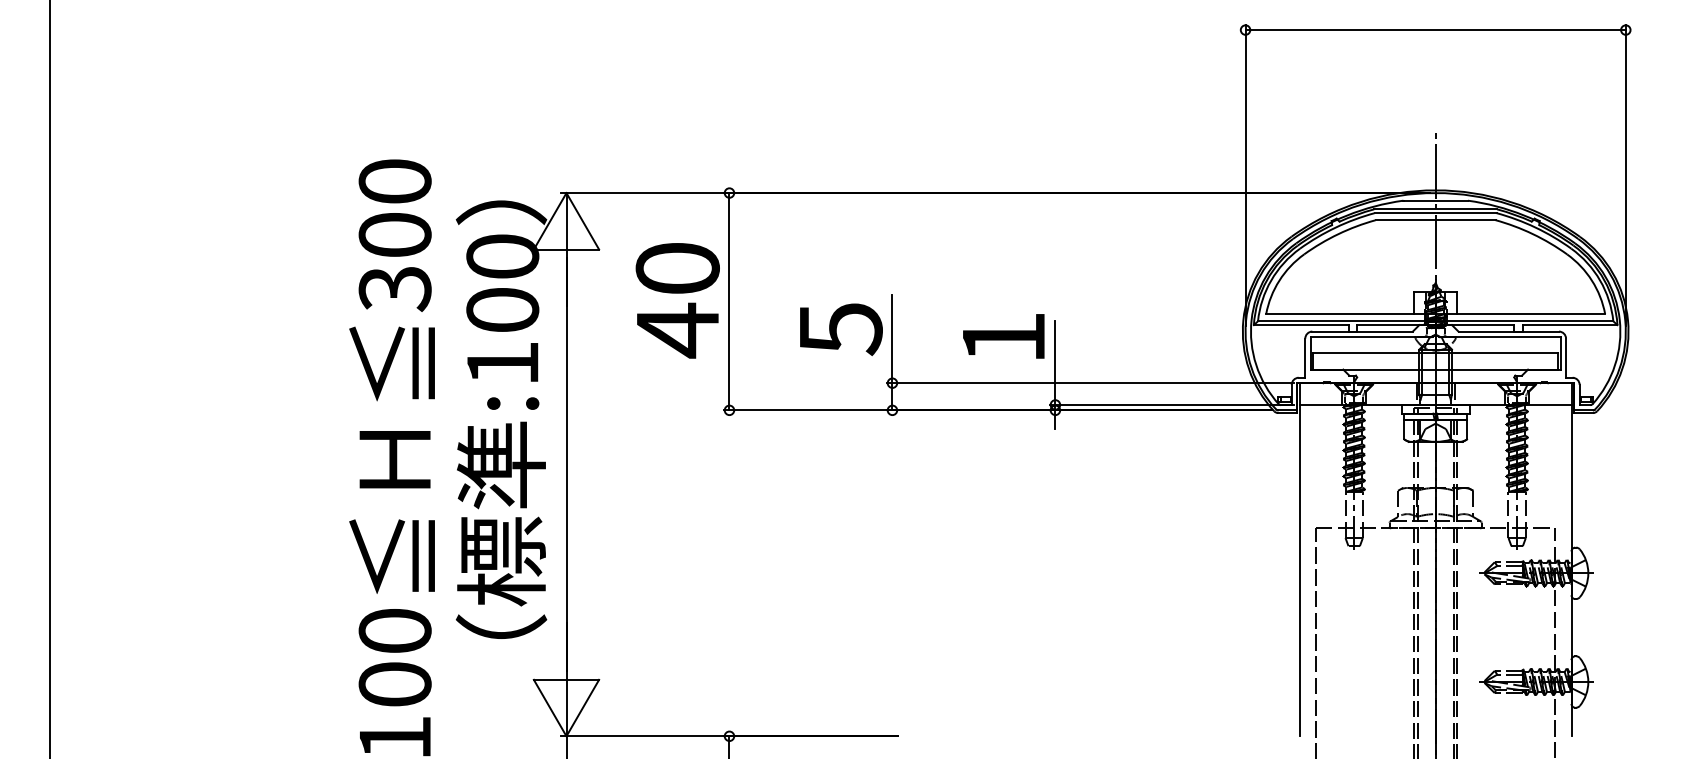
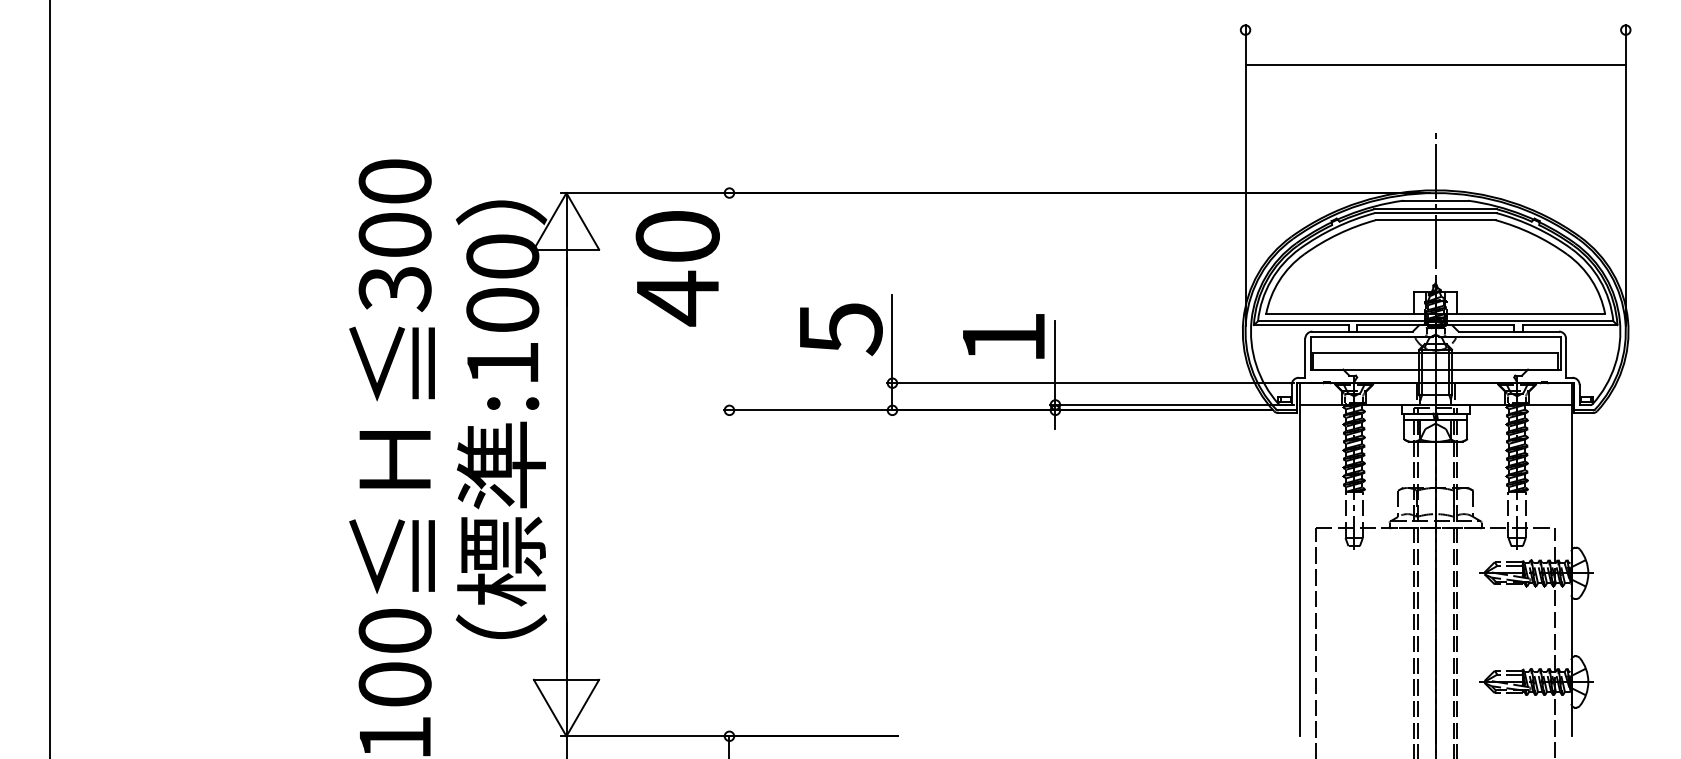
line position: (1435, 30) -> (1435, 65) (1435, 65)
text position: (677, 300) -> (677, 268) (677, 268)
line: present -> none (729, 301)
